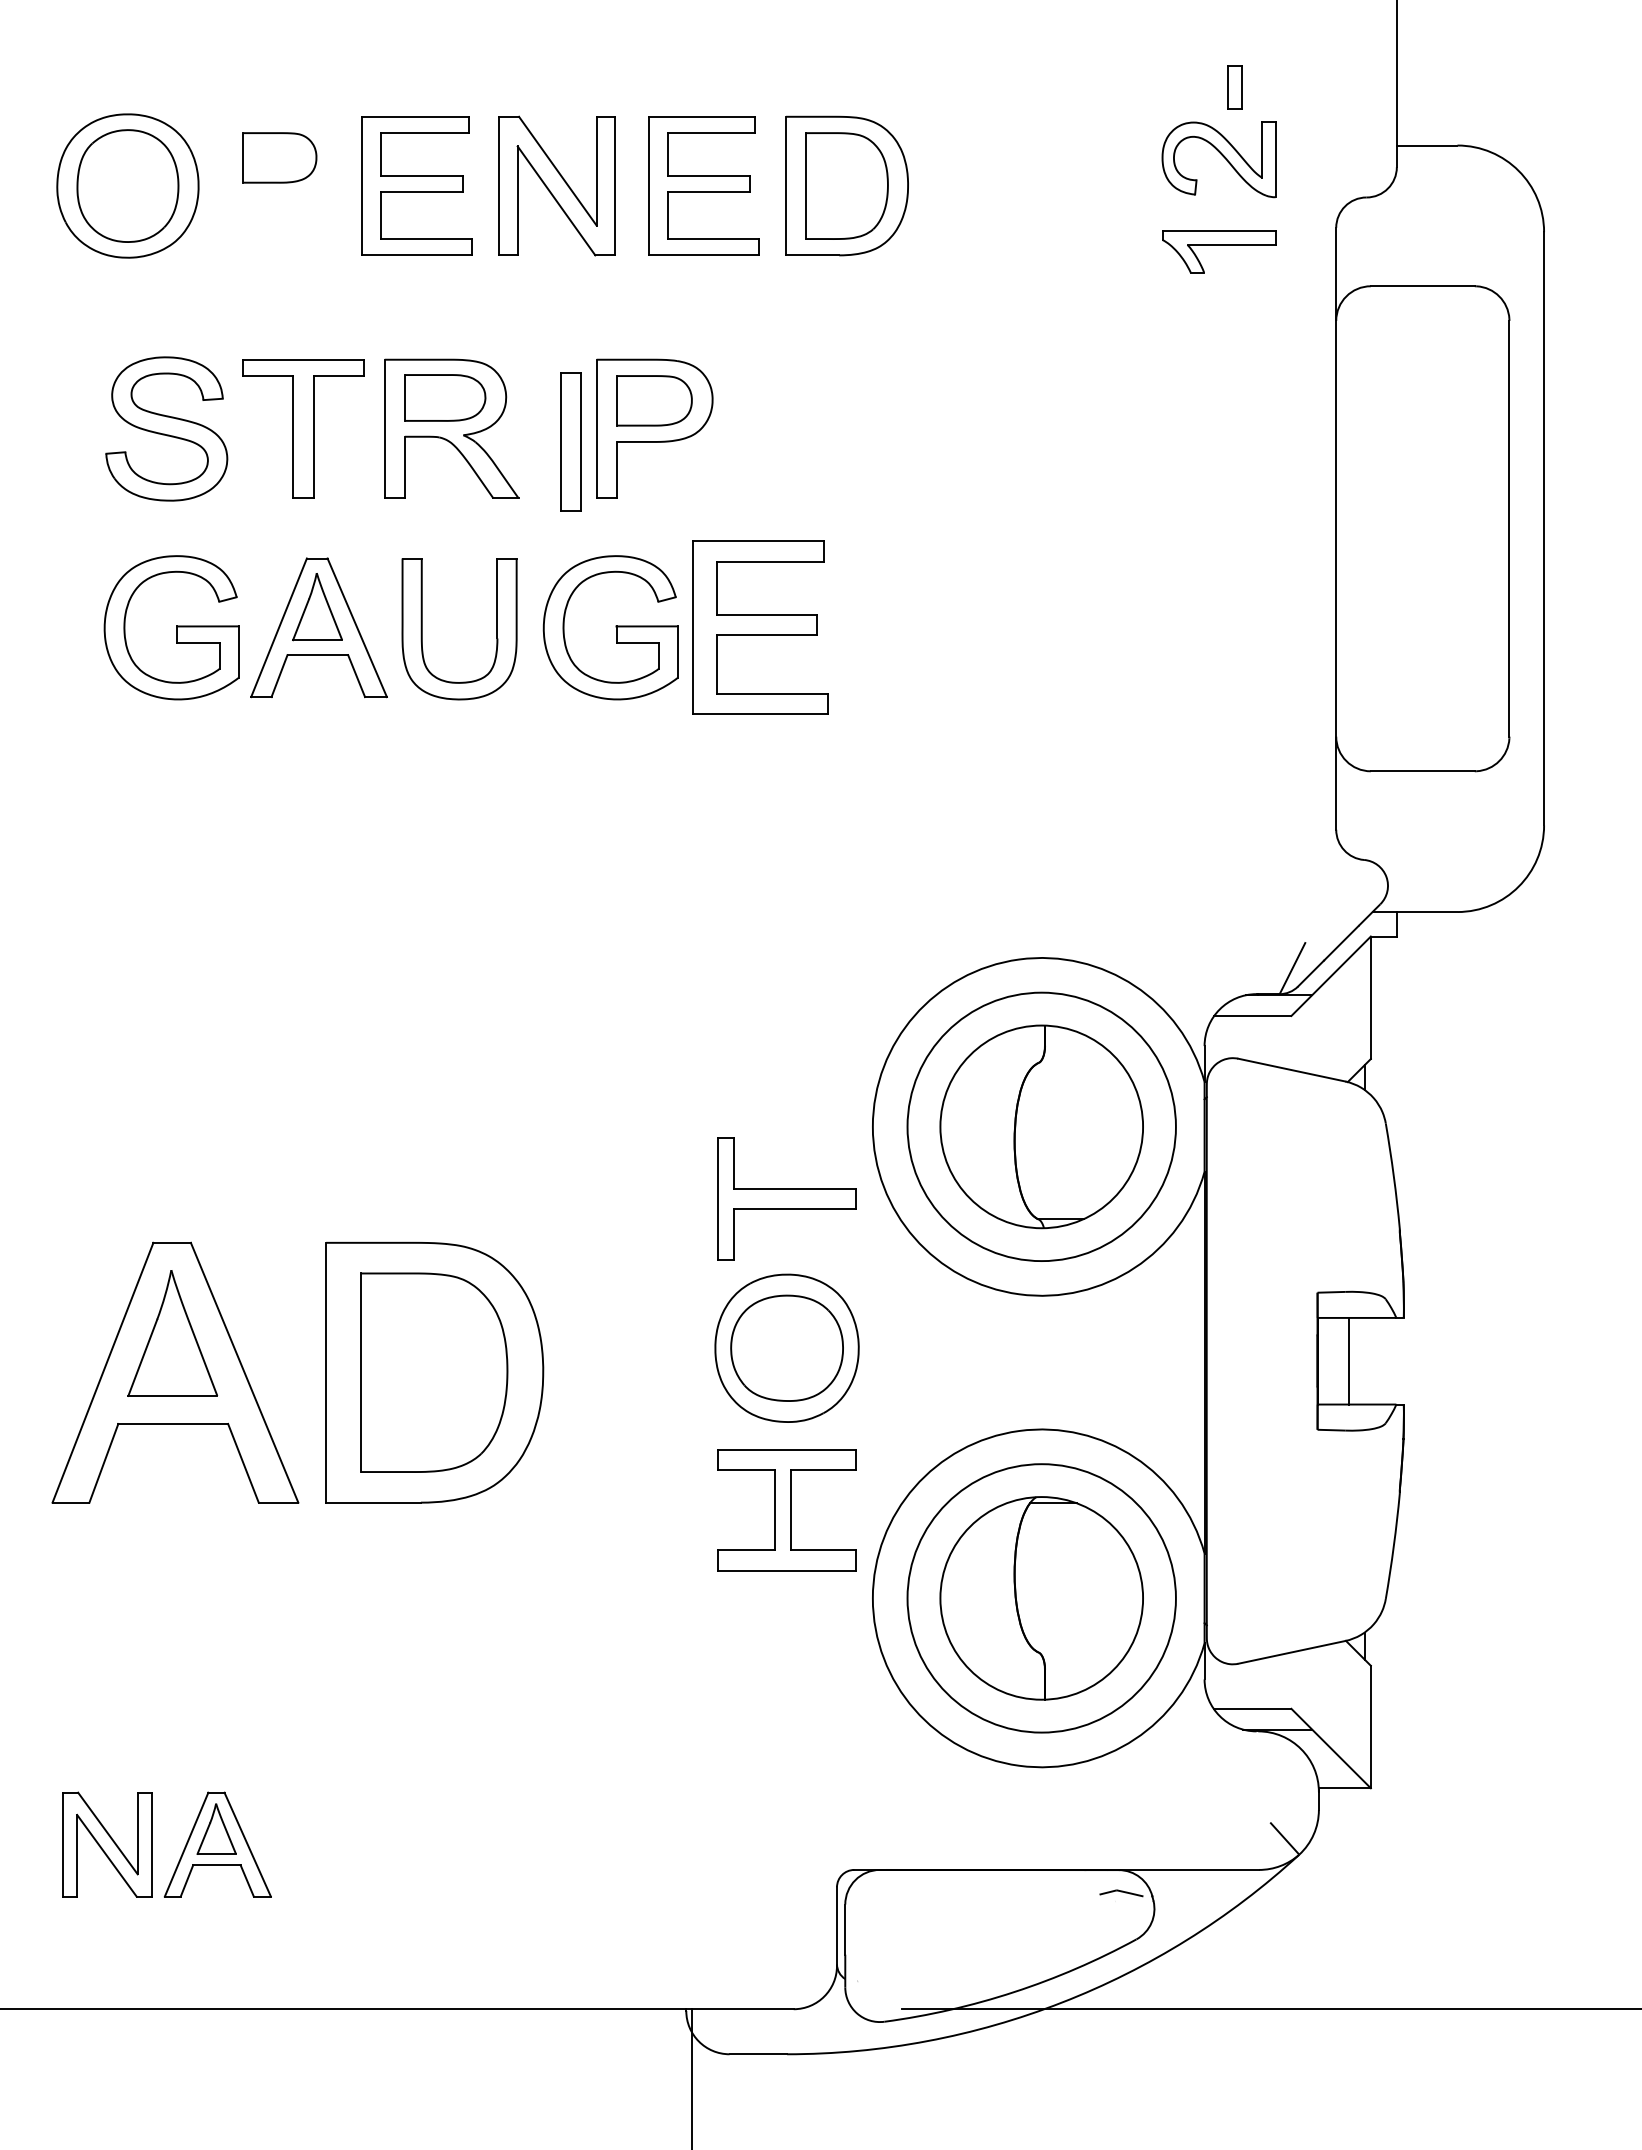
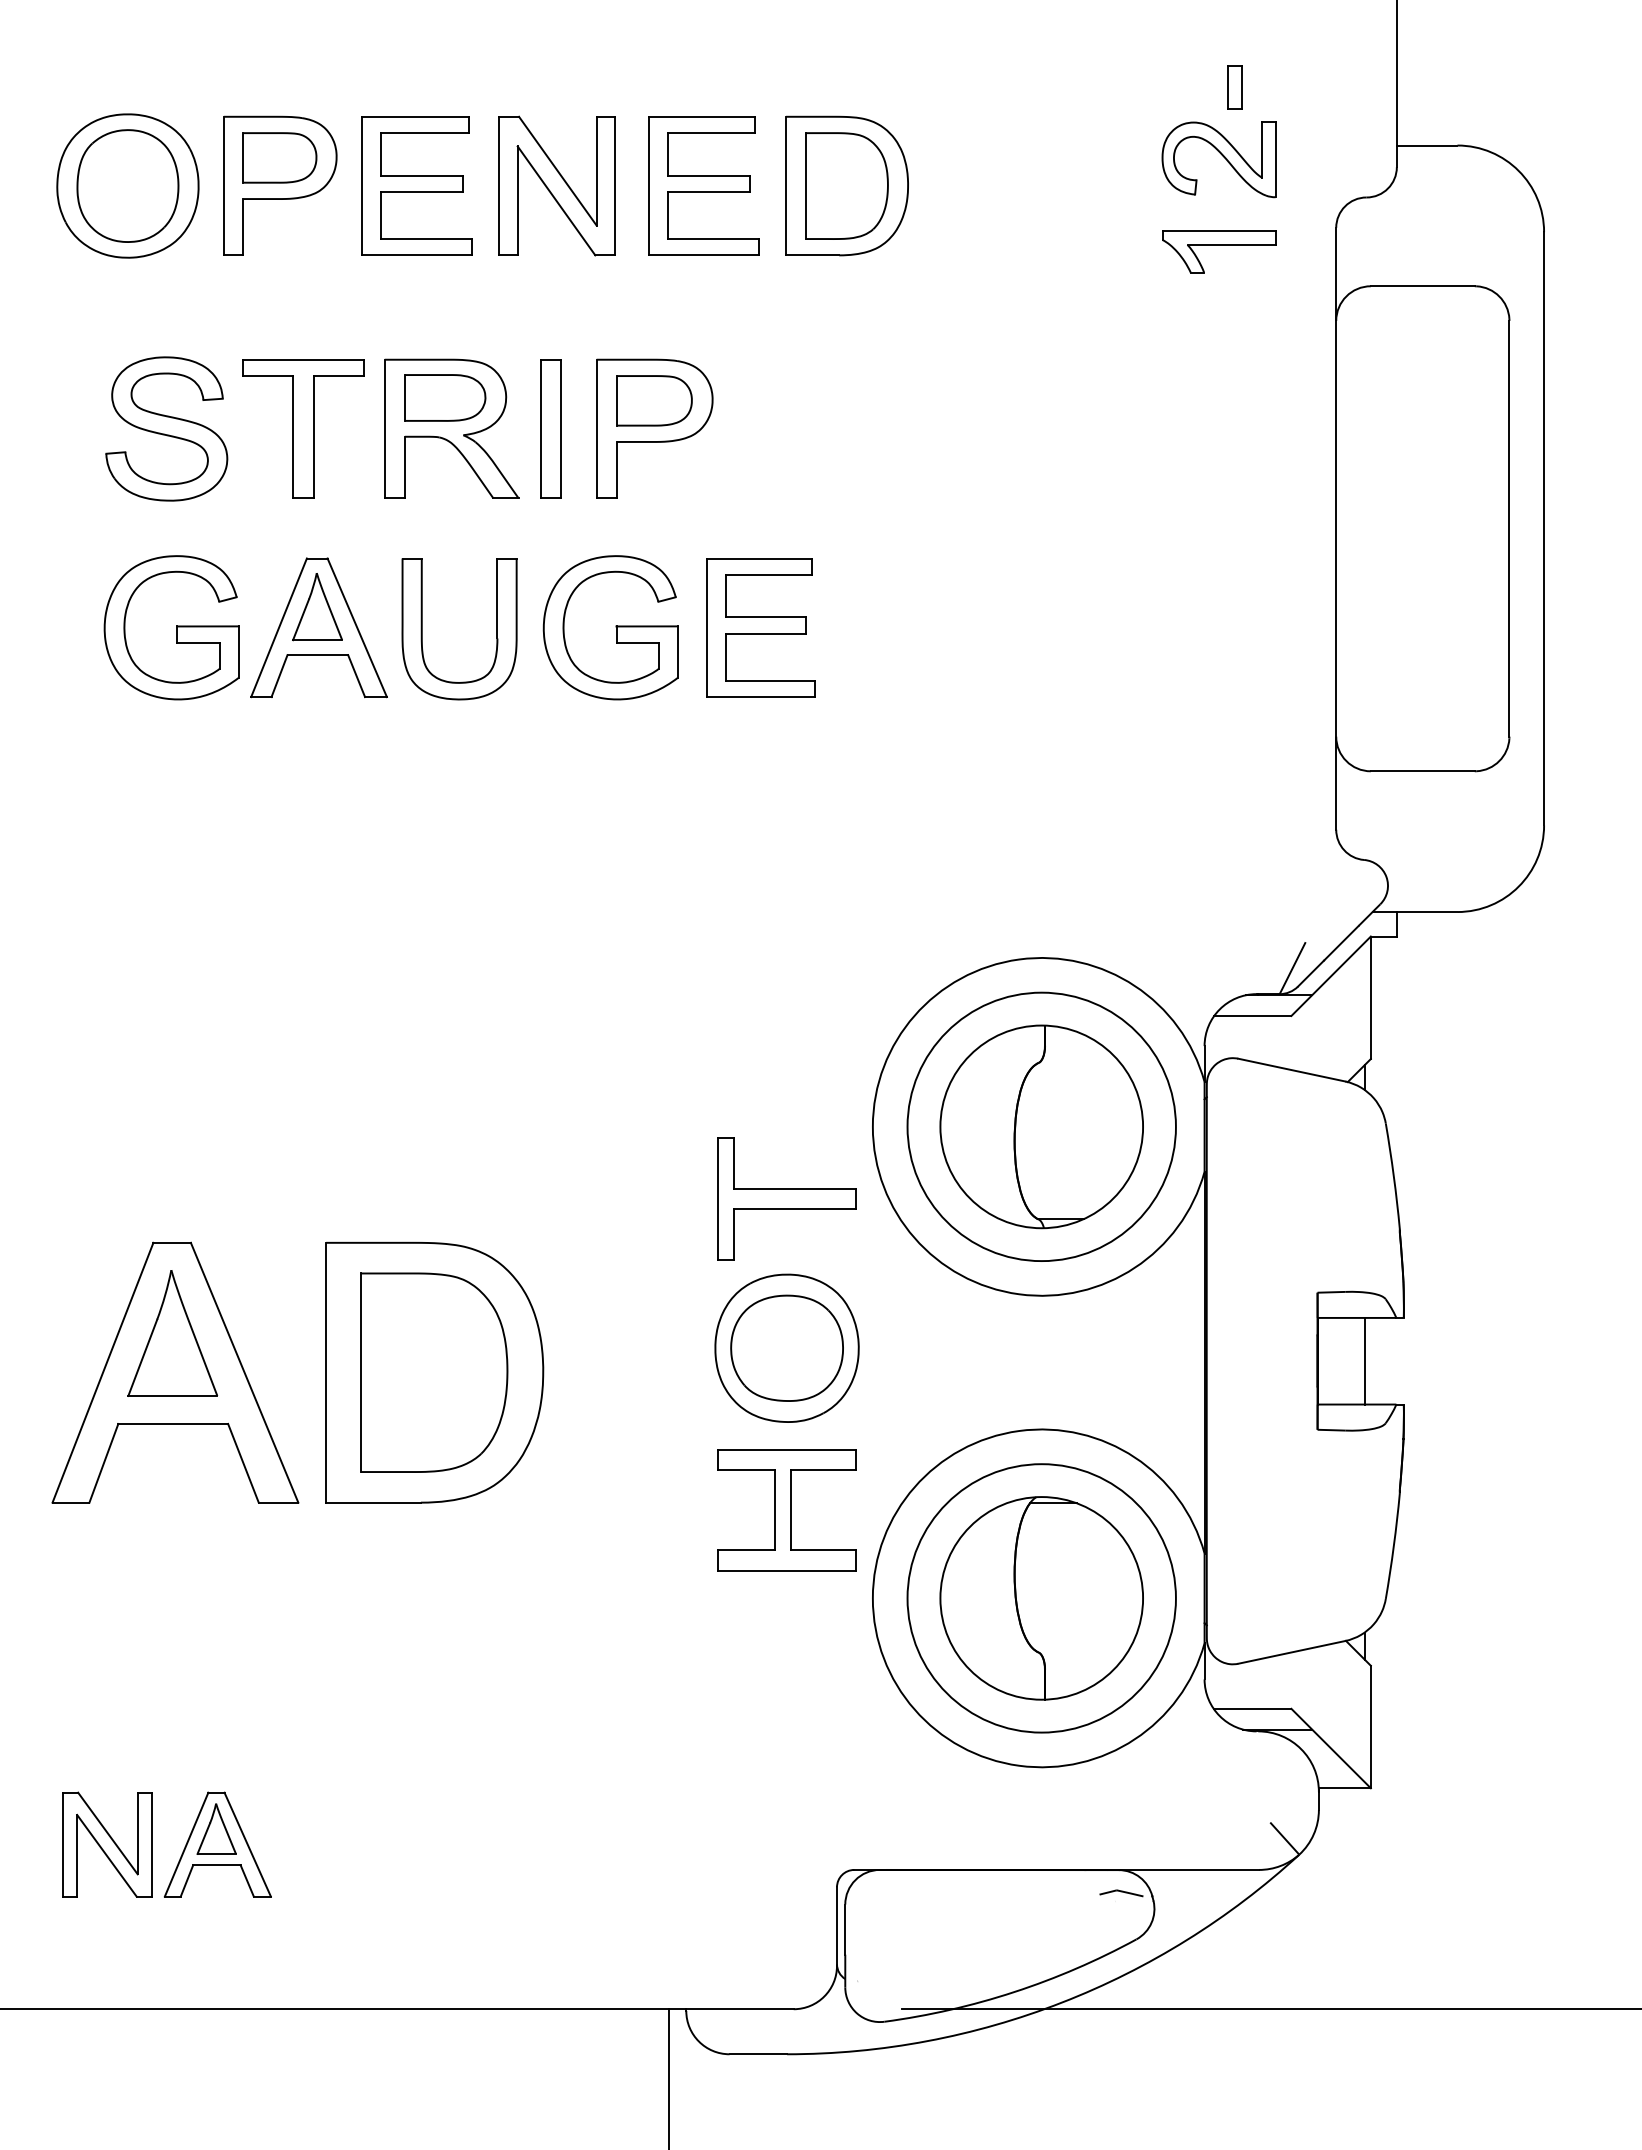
part: none -> present (280, 185)
part position: (570, 441) -> (550, 428) (550, 428)
part size: 137x175 px -> 110x140 px (760, 627)
line position: (1348, 1360) -> (1364, 1360) (1364, 1360)
line position: (692, 2077) -> (669, 2077) (669, 2077)
